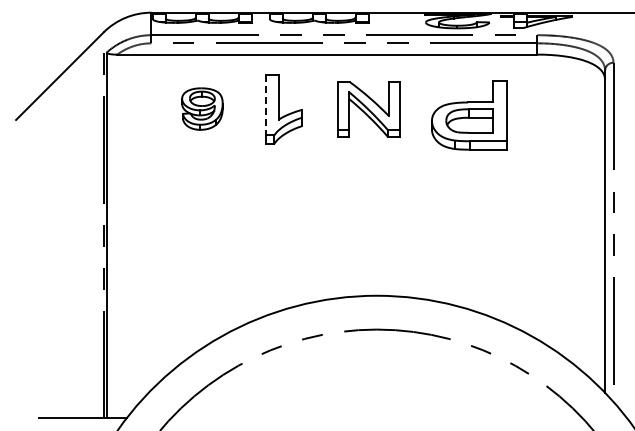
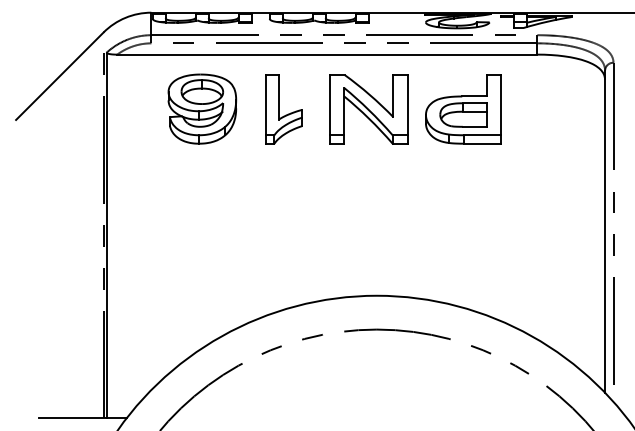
line: dashed -> solid (266, 105)
part size: 43x44 px -> 71x72 px (202, 108)
part size: 64x57 px -> 80x71 px (368, 109)
part position: (469, 115) -> (463, 109) (463, 109)
